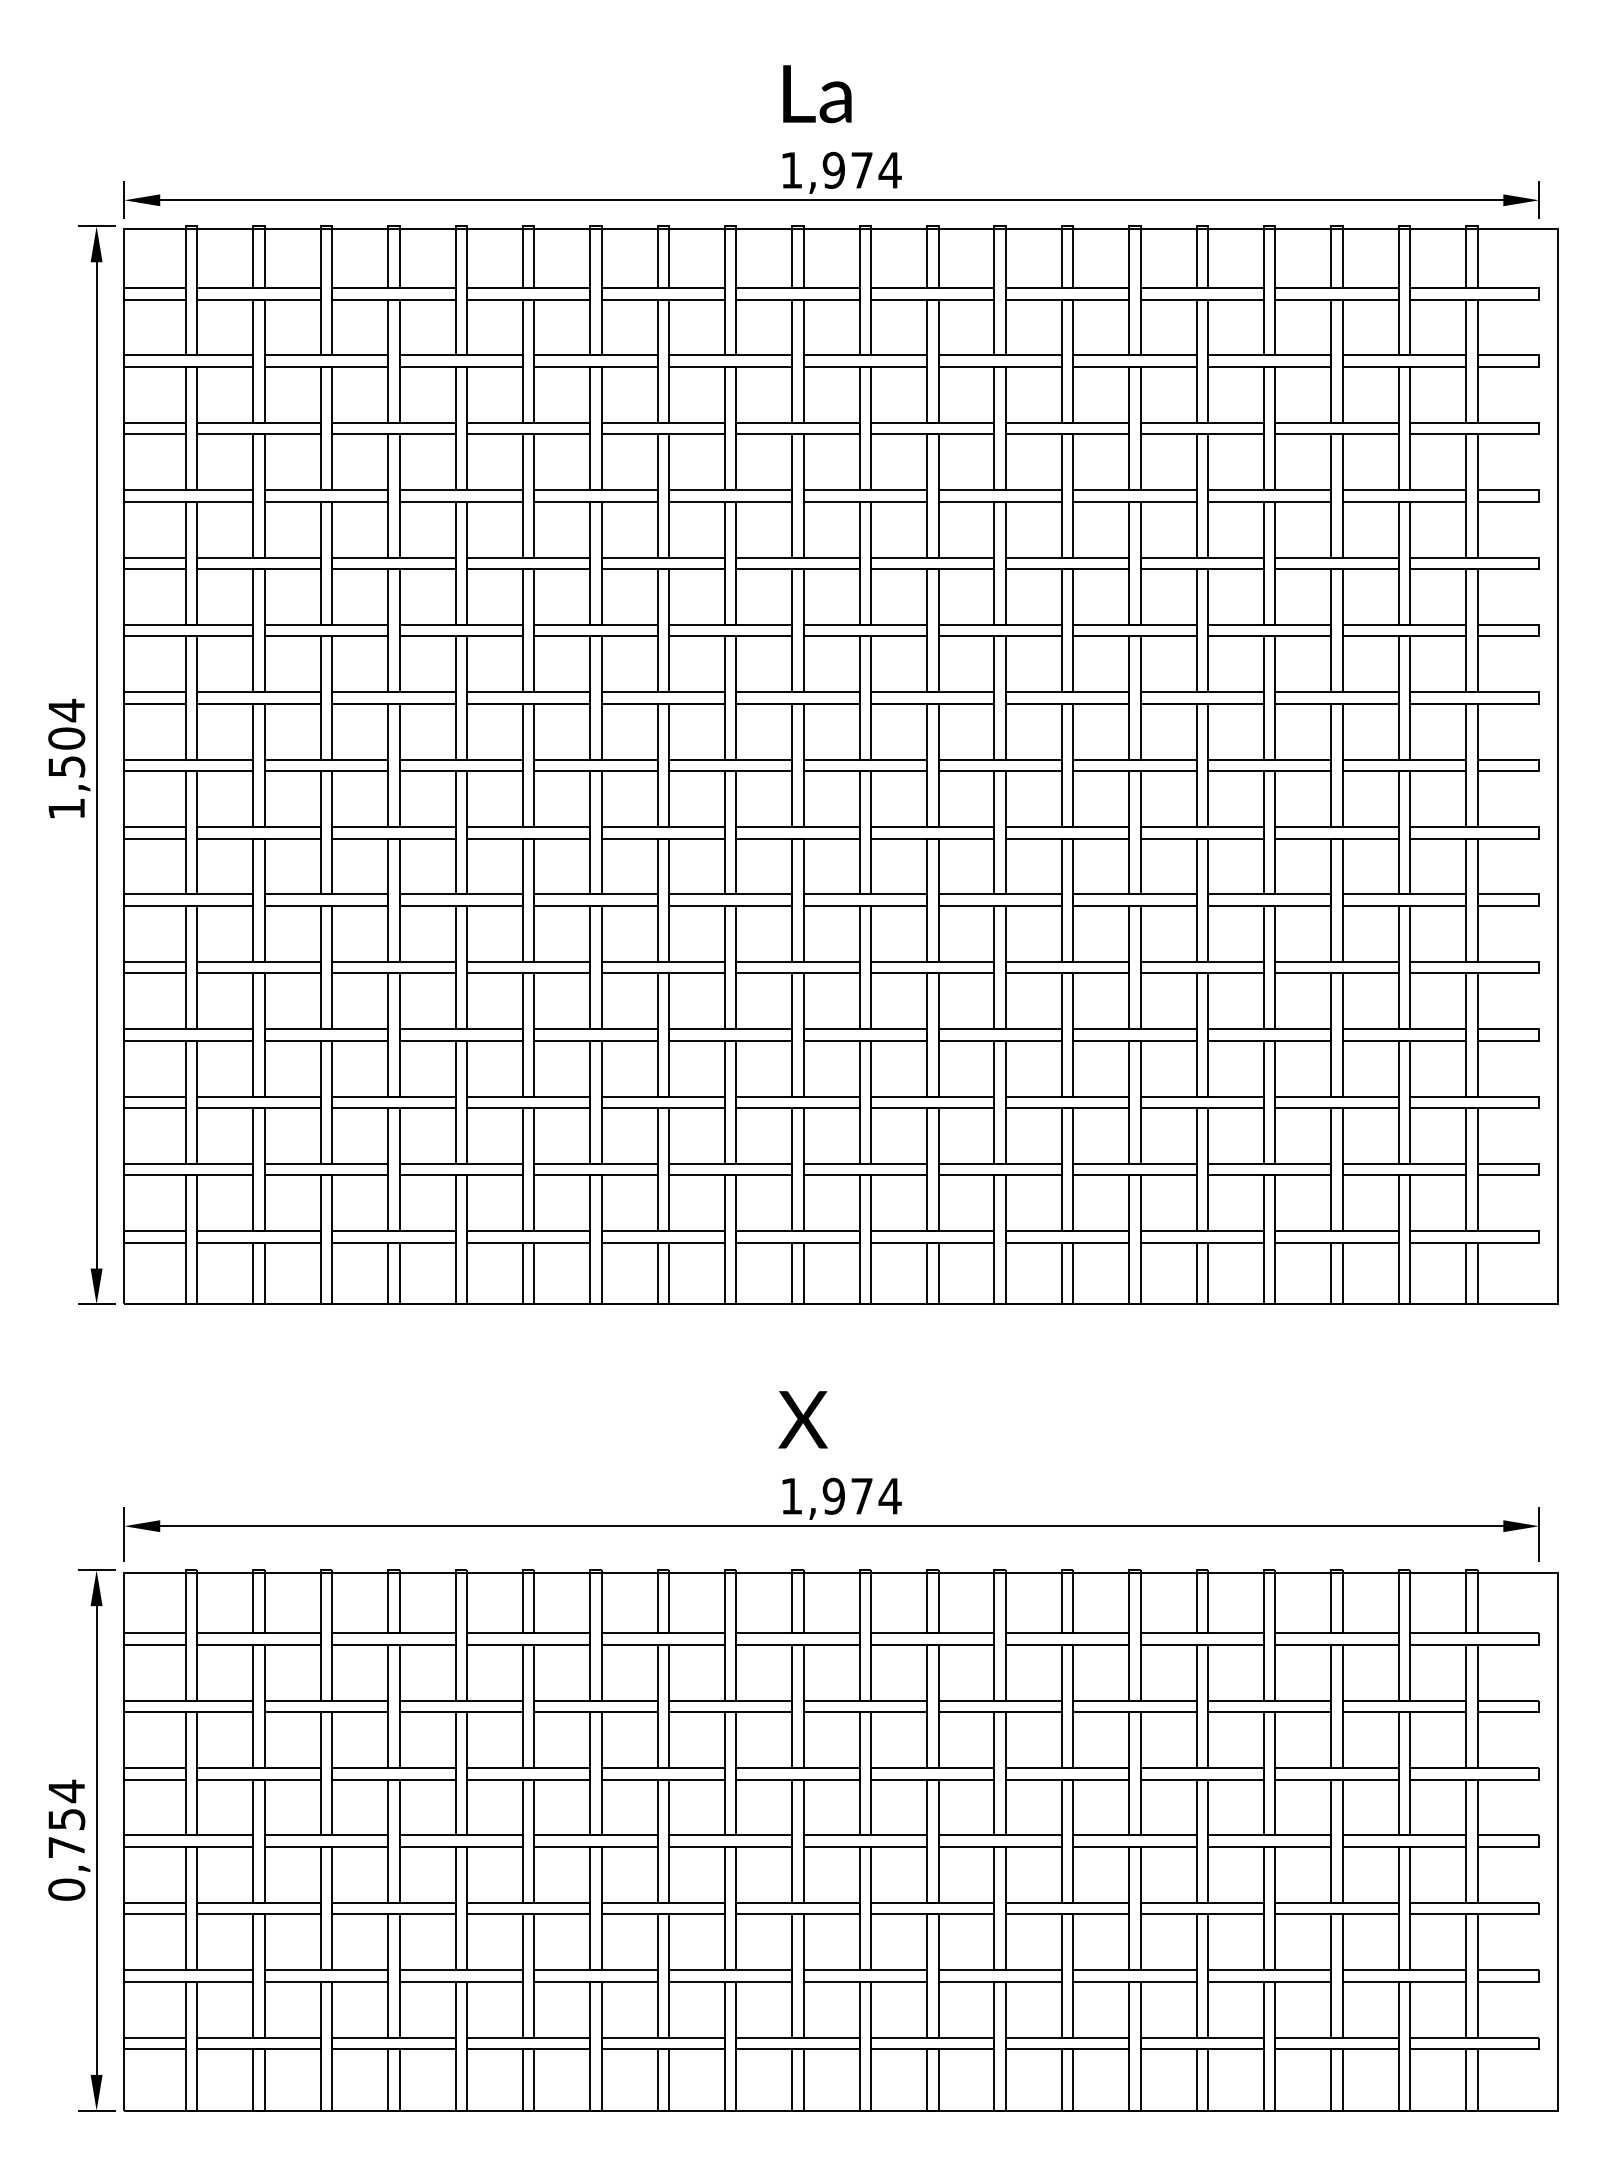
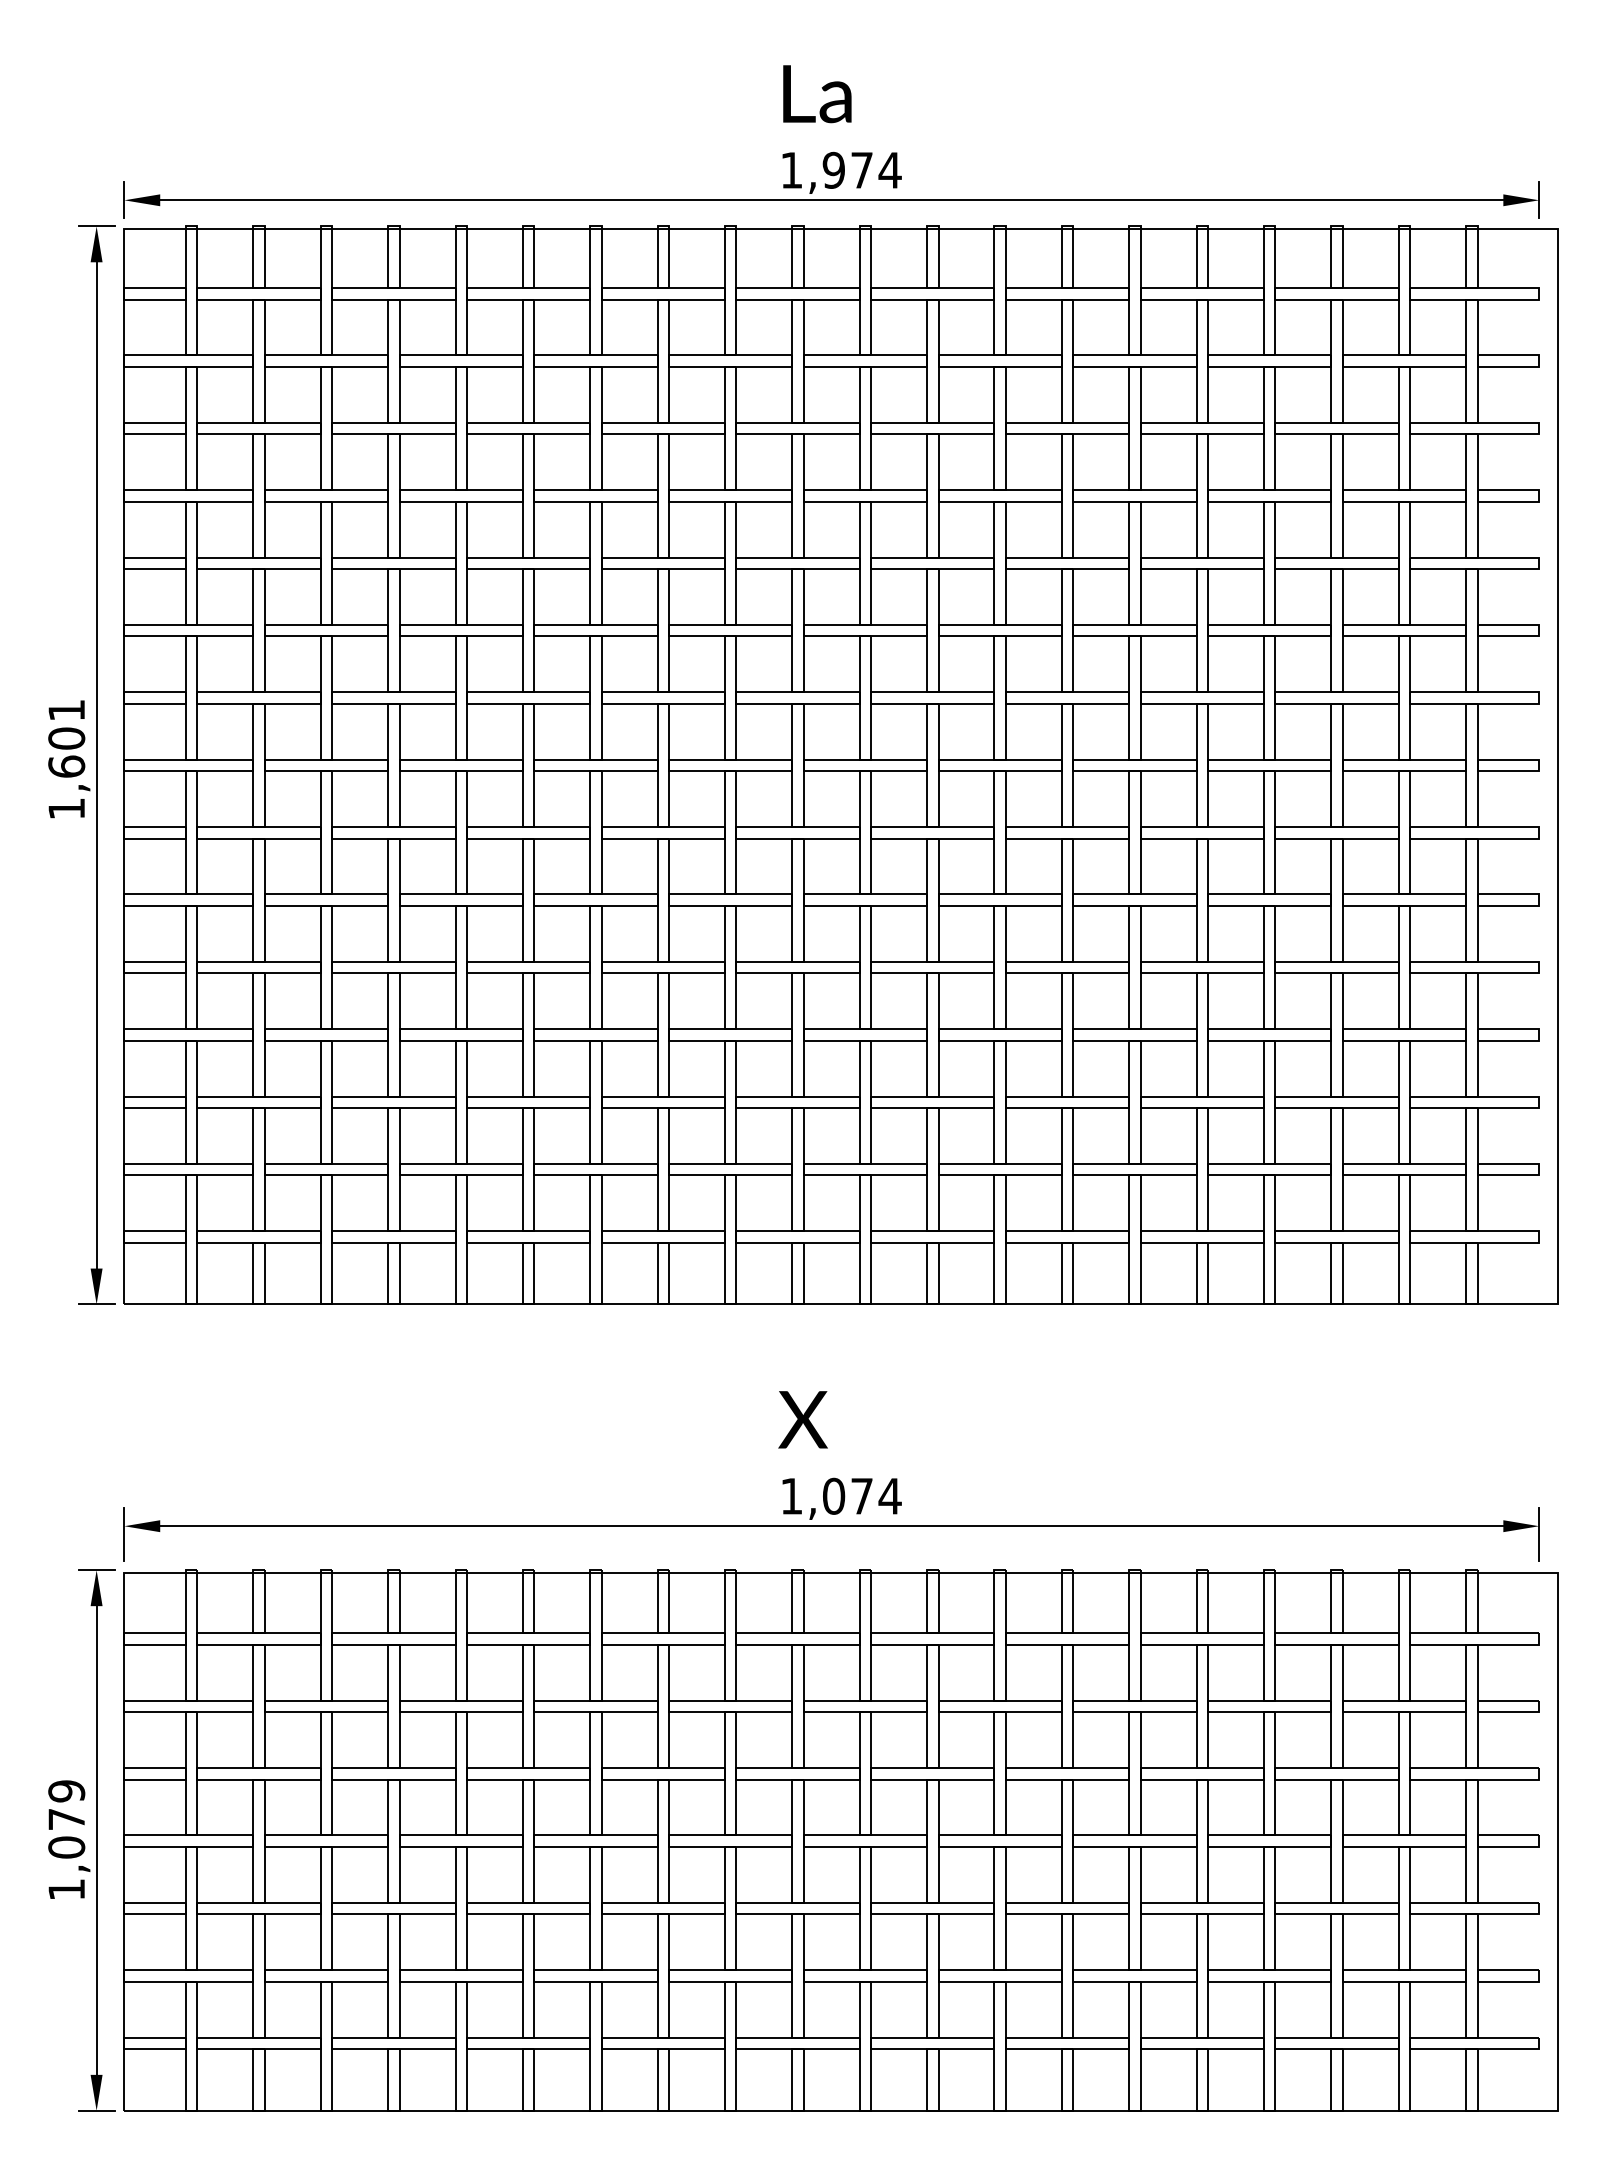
text: 1,504 -> 1,601 (66, 737)
text: 1,974 -> 1,074 (833, 1496)
text: 0,754 -> 1,079 (66, 1839)
